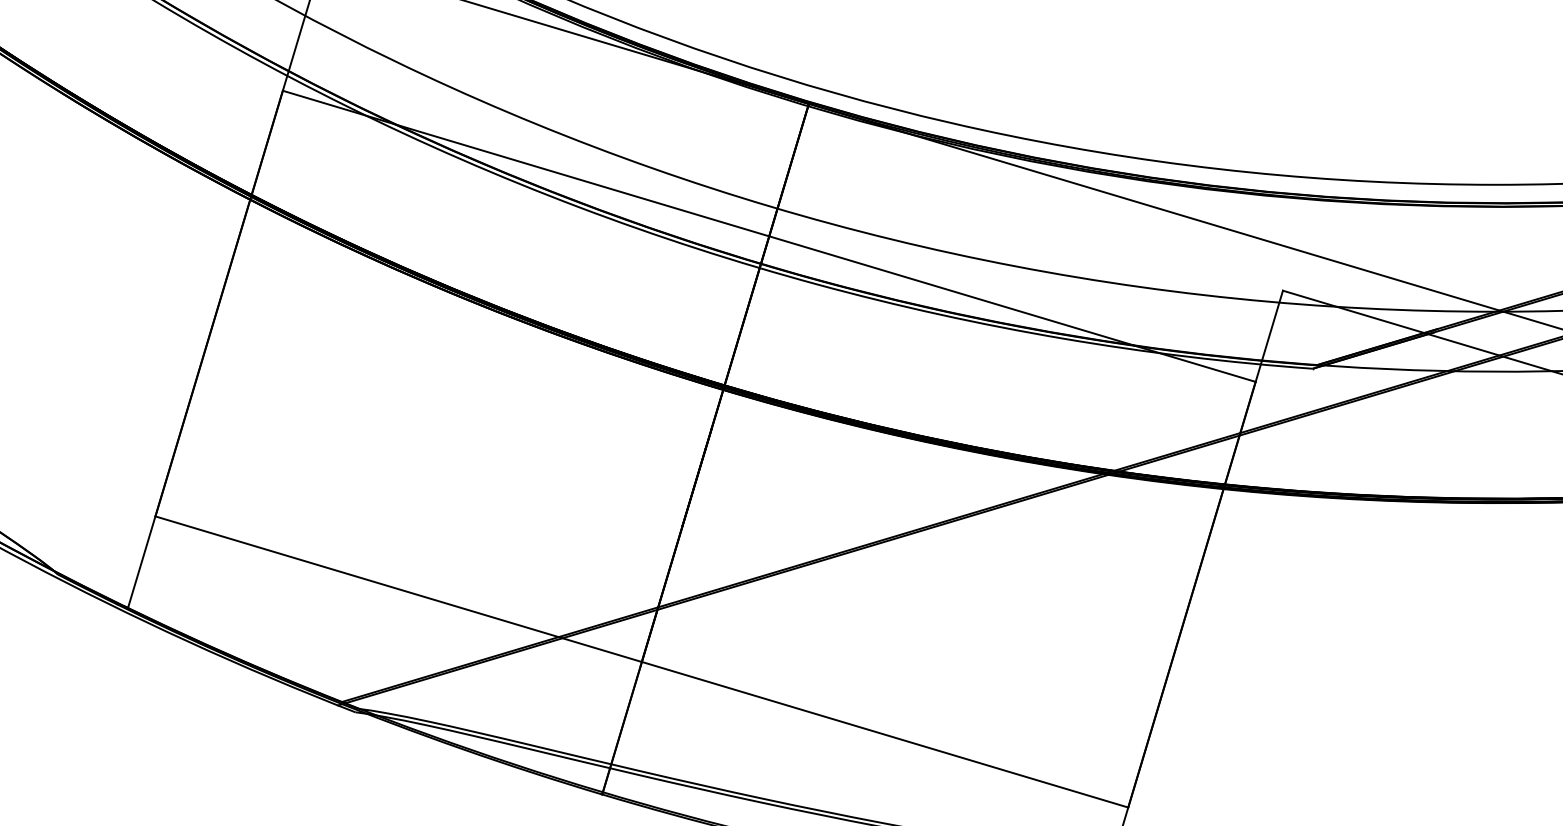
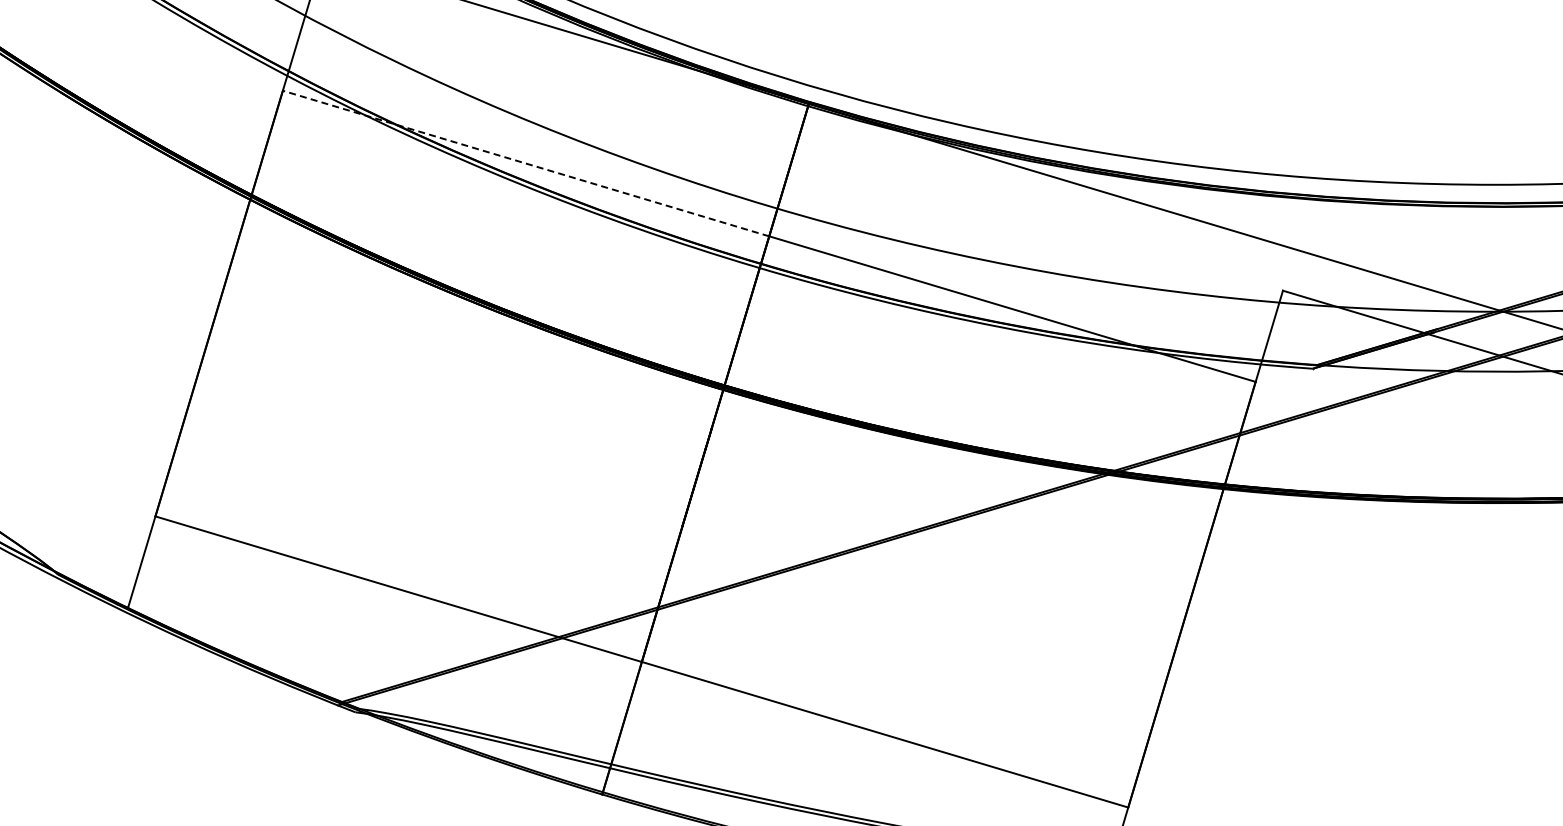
line: solid -> dashed (526, 163)
